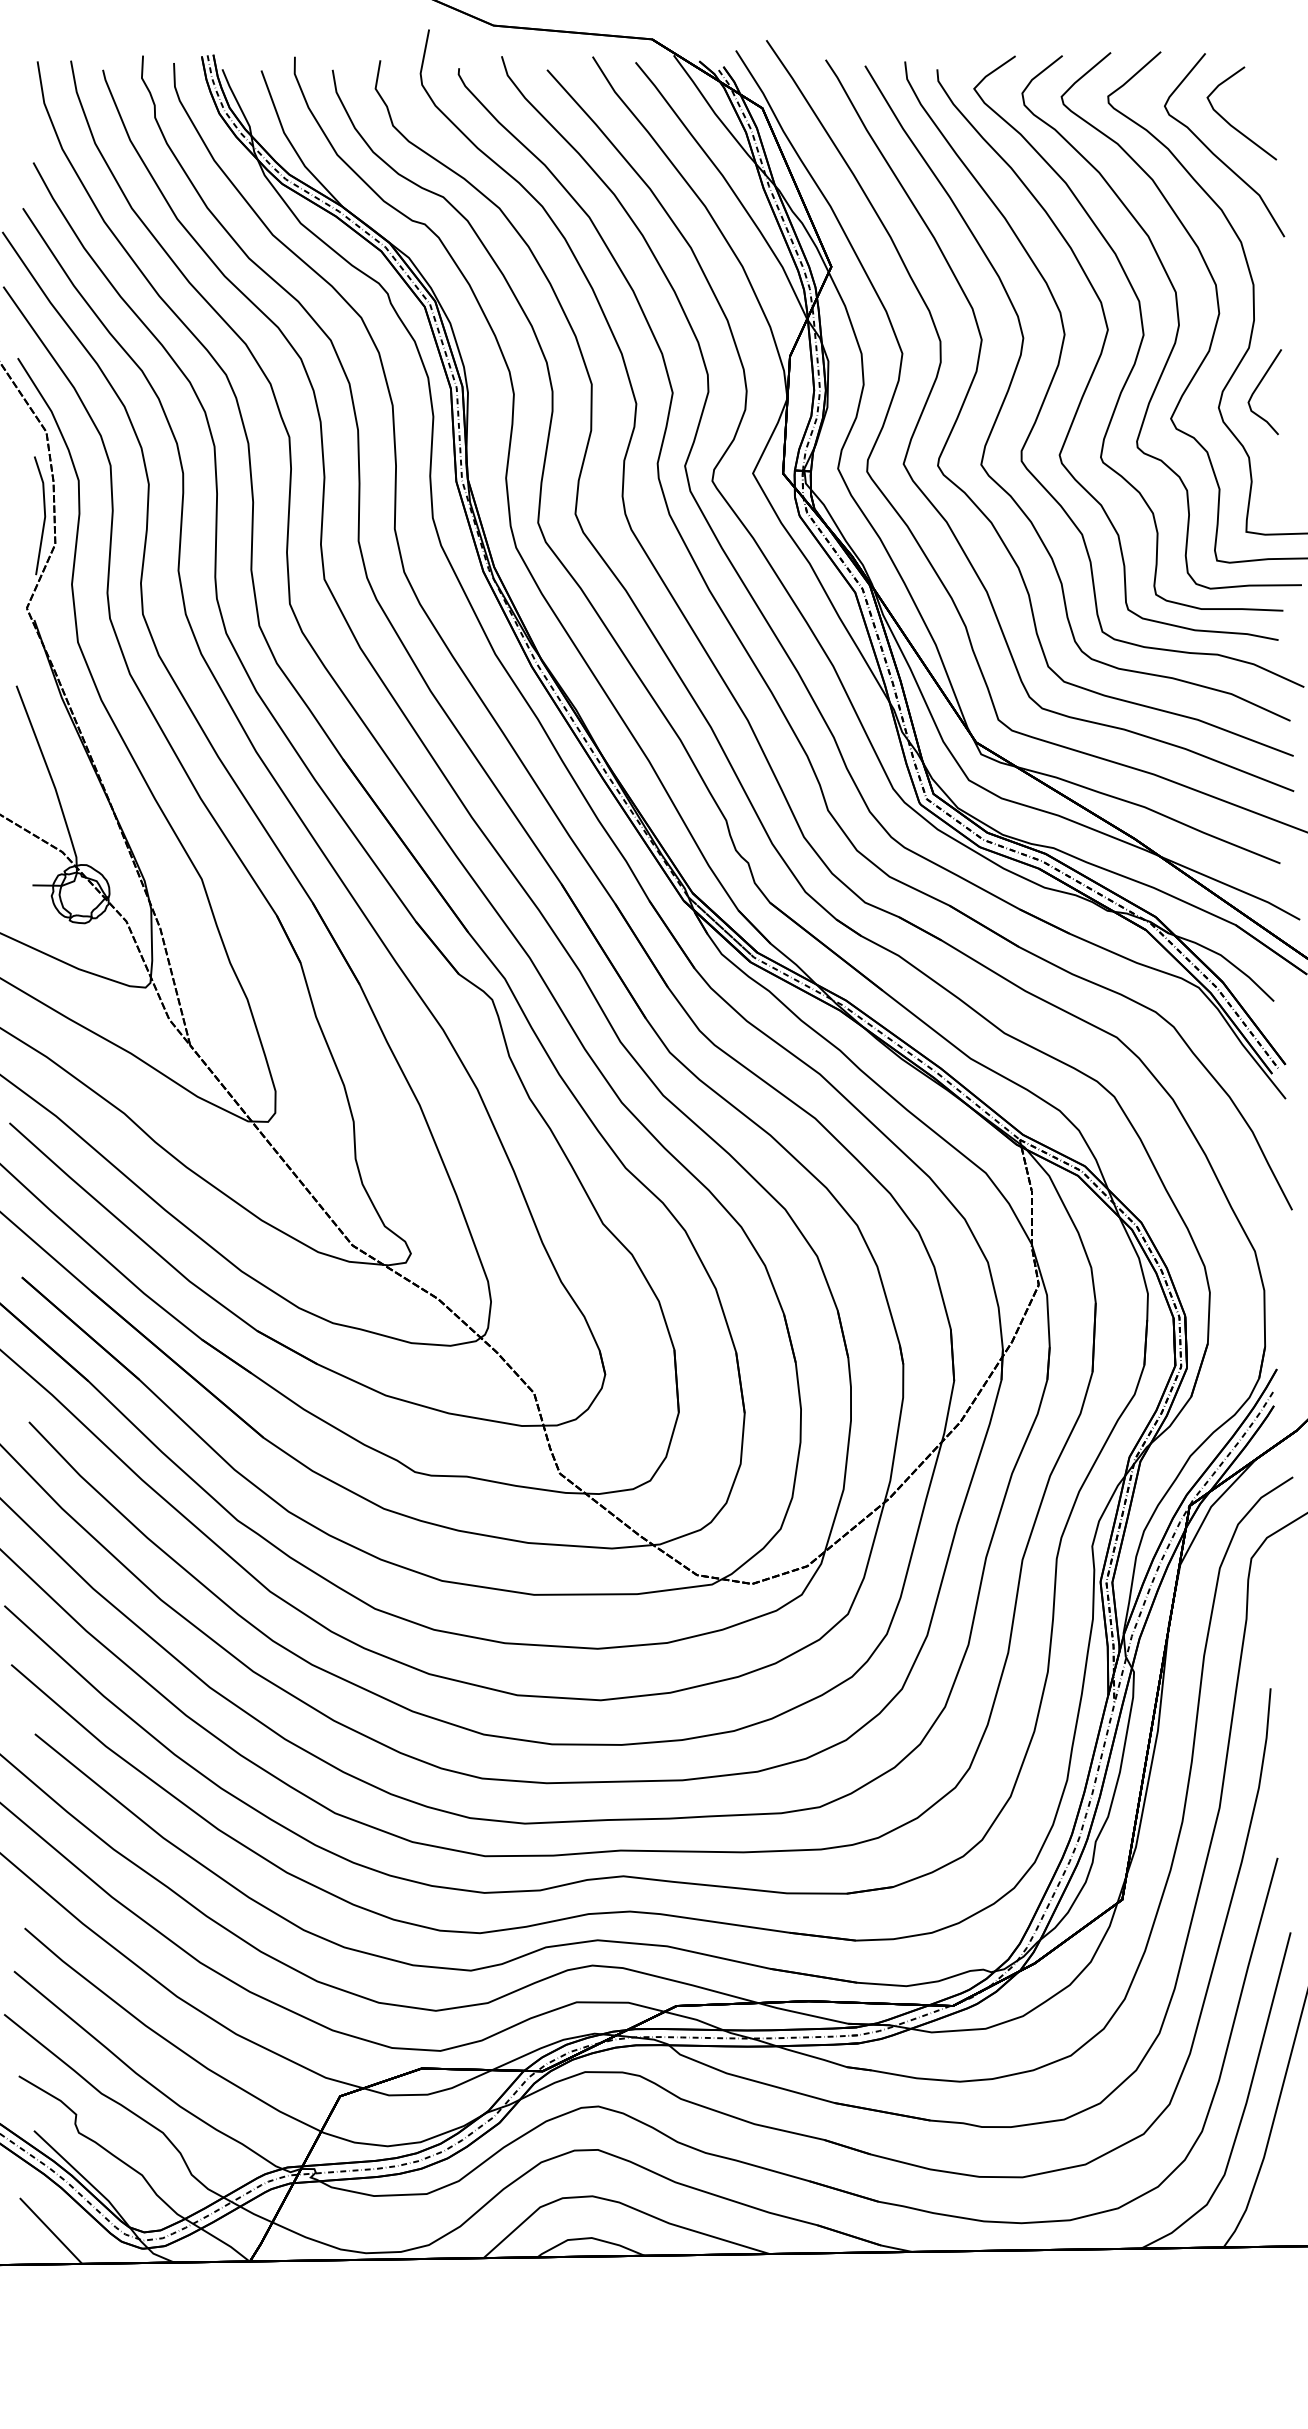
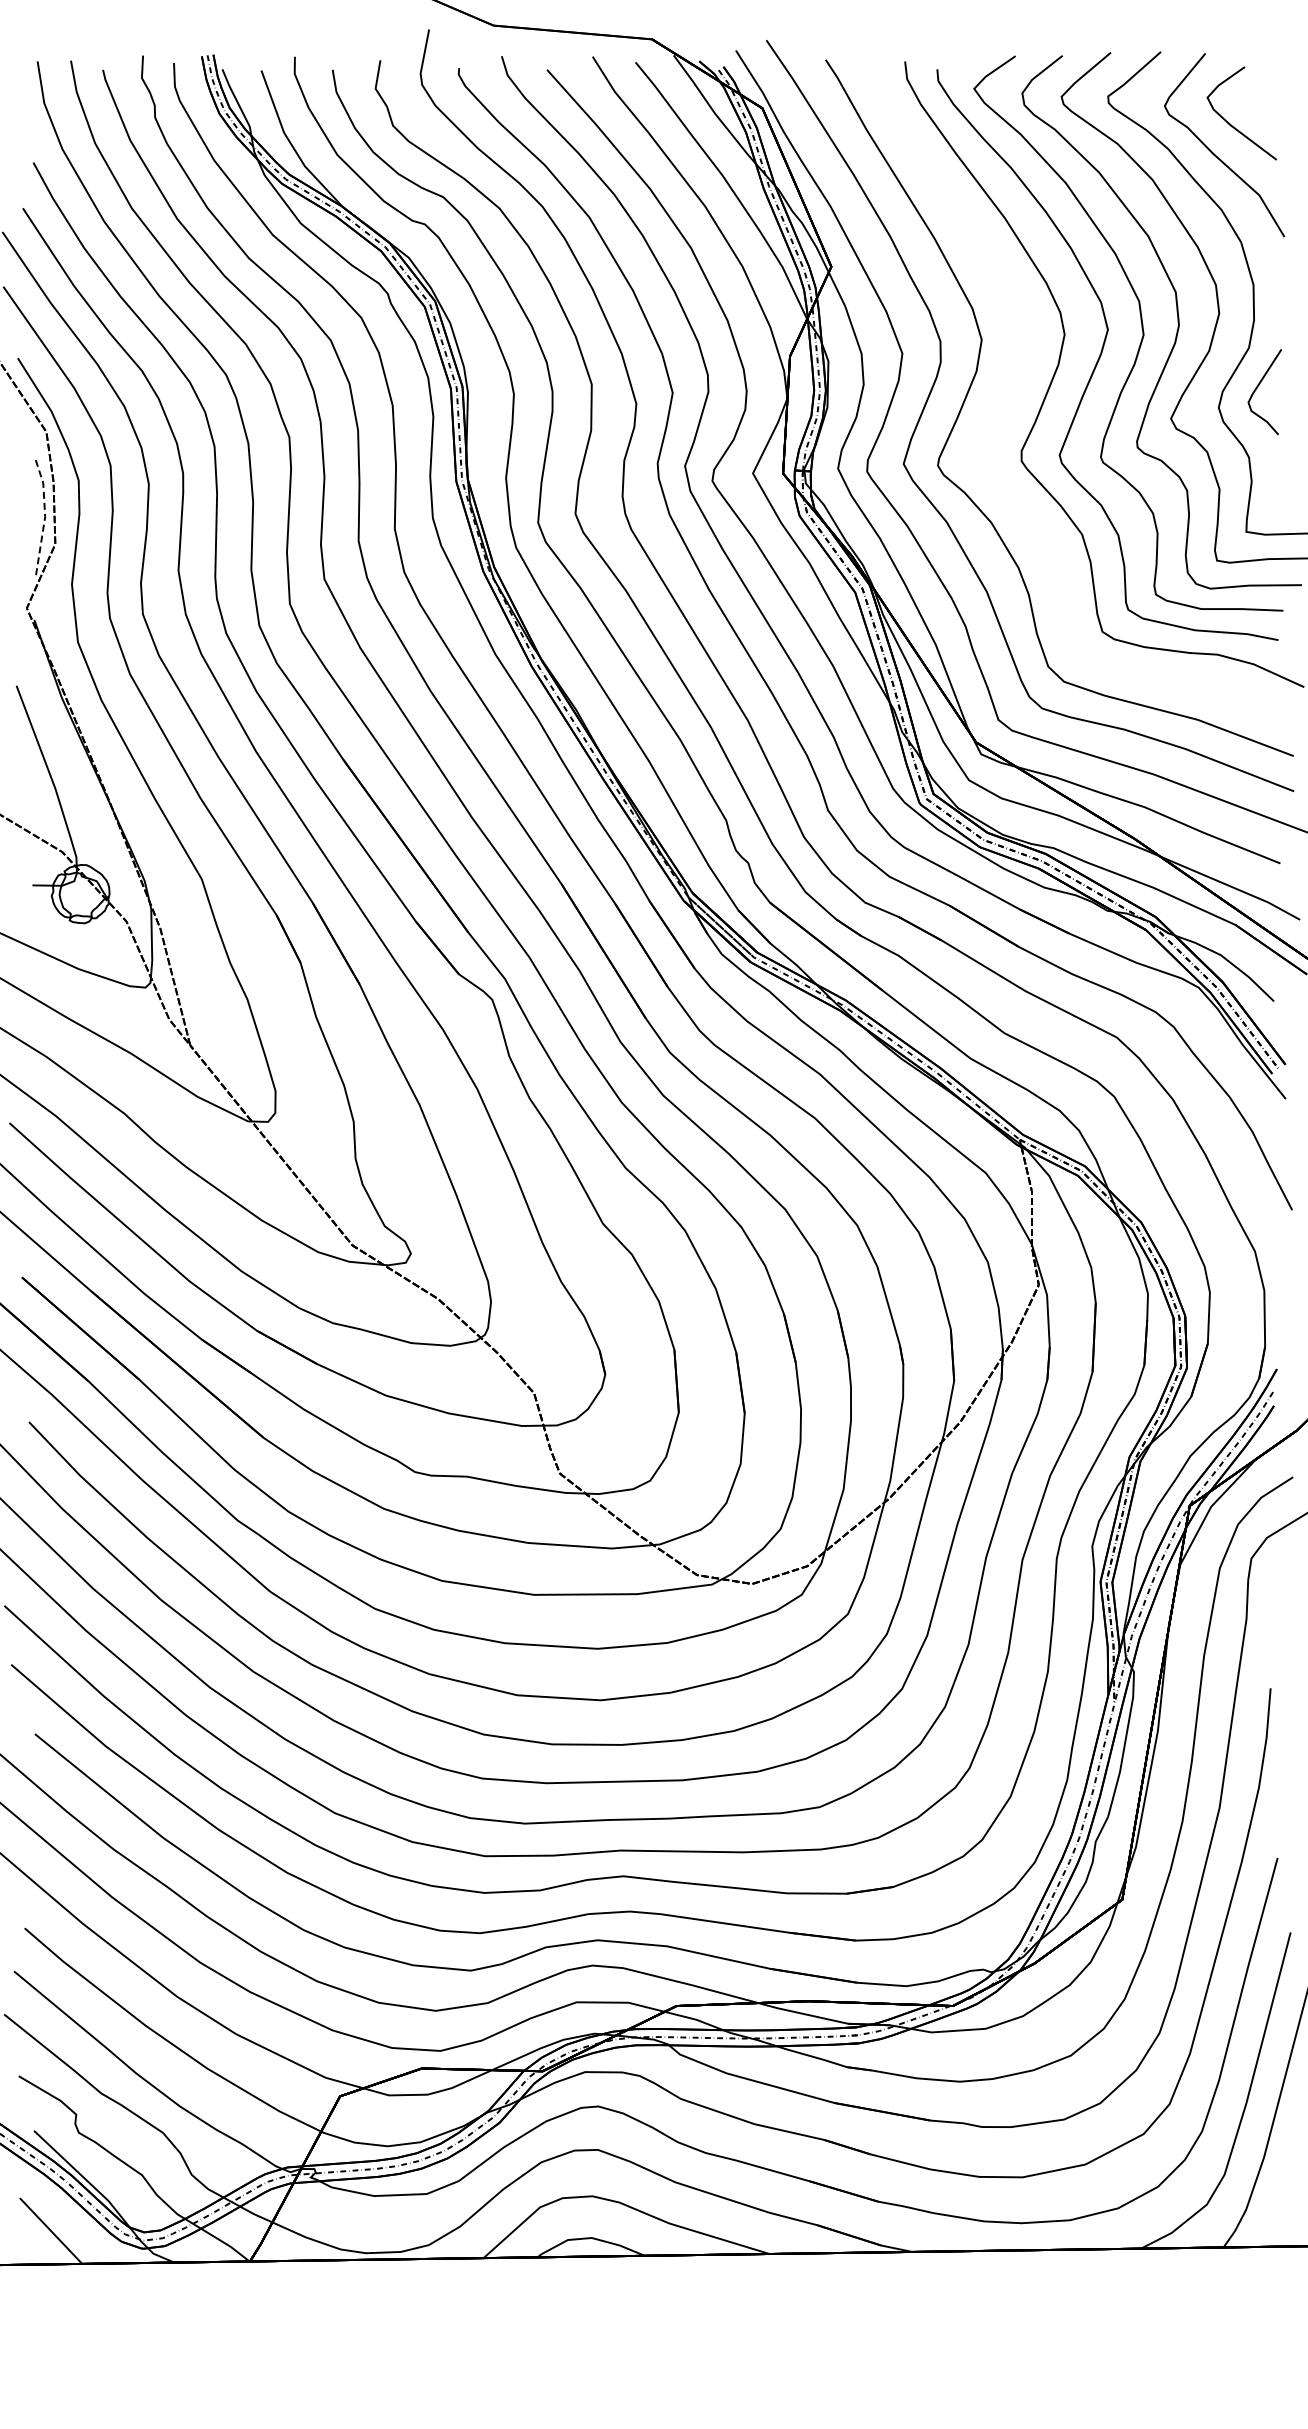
curve: present -> none (1015, 373)
line: solid -> dashed (45, 515)
